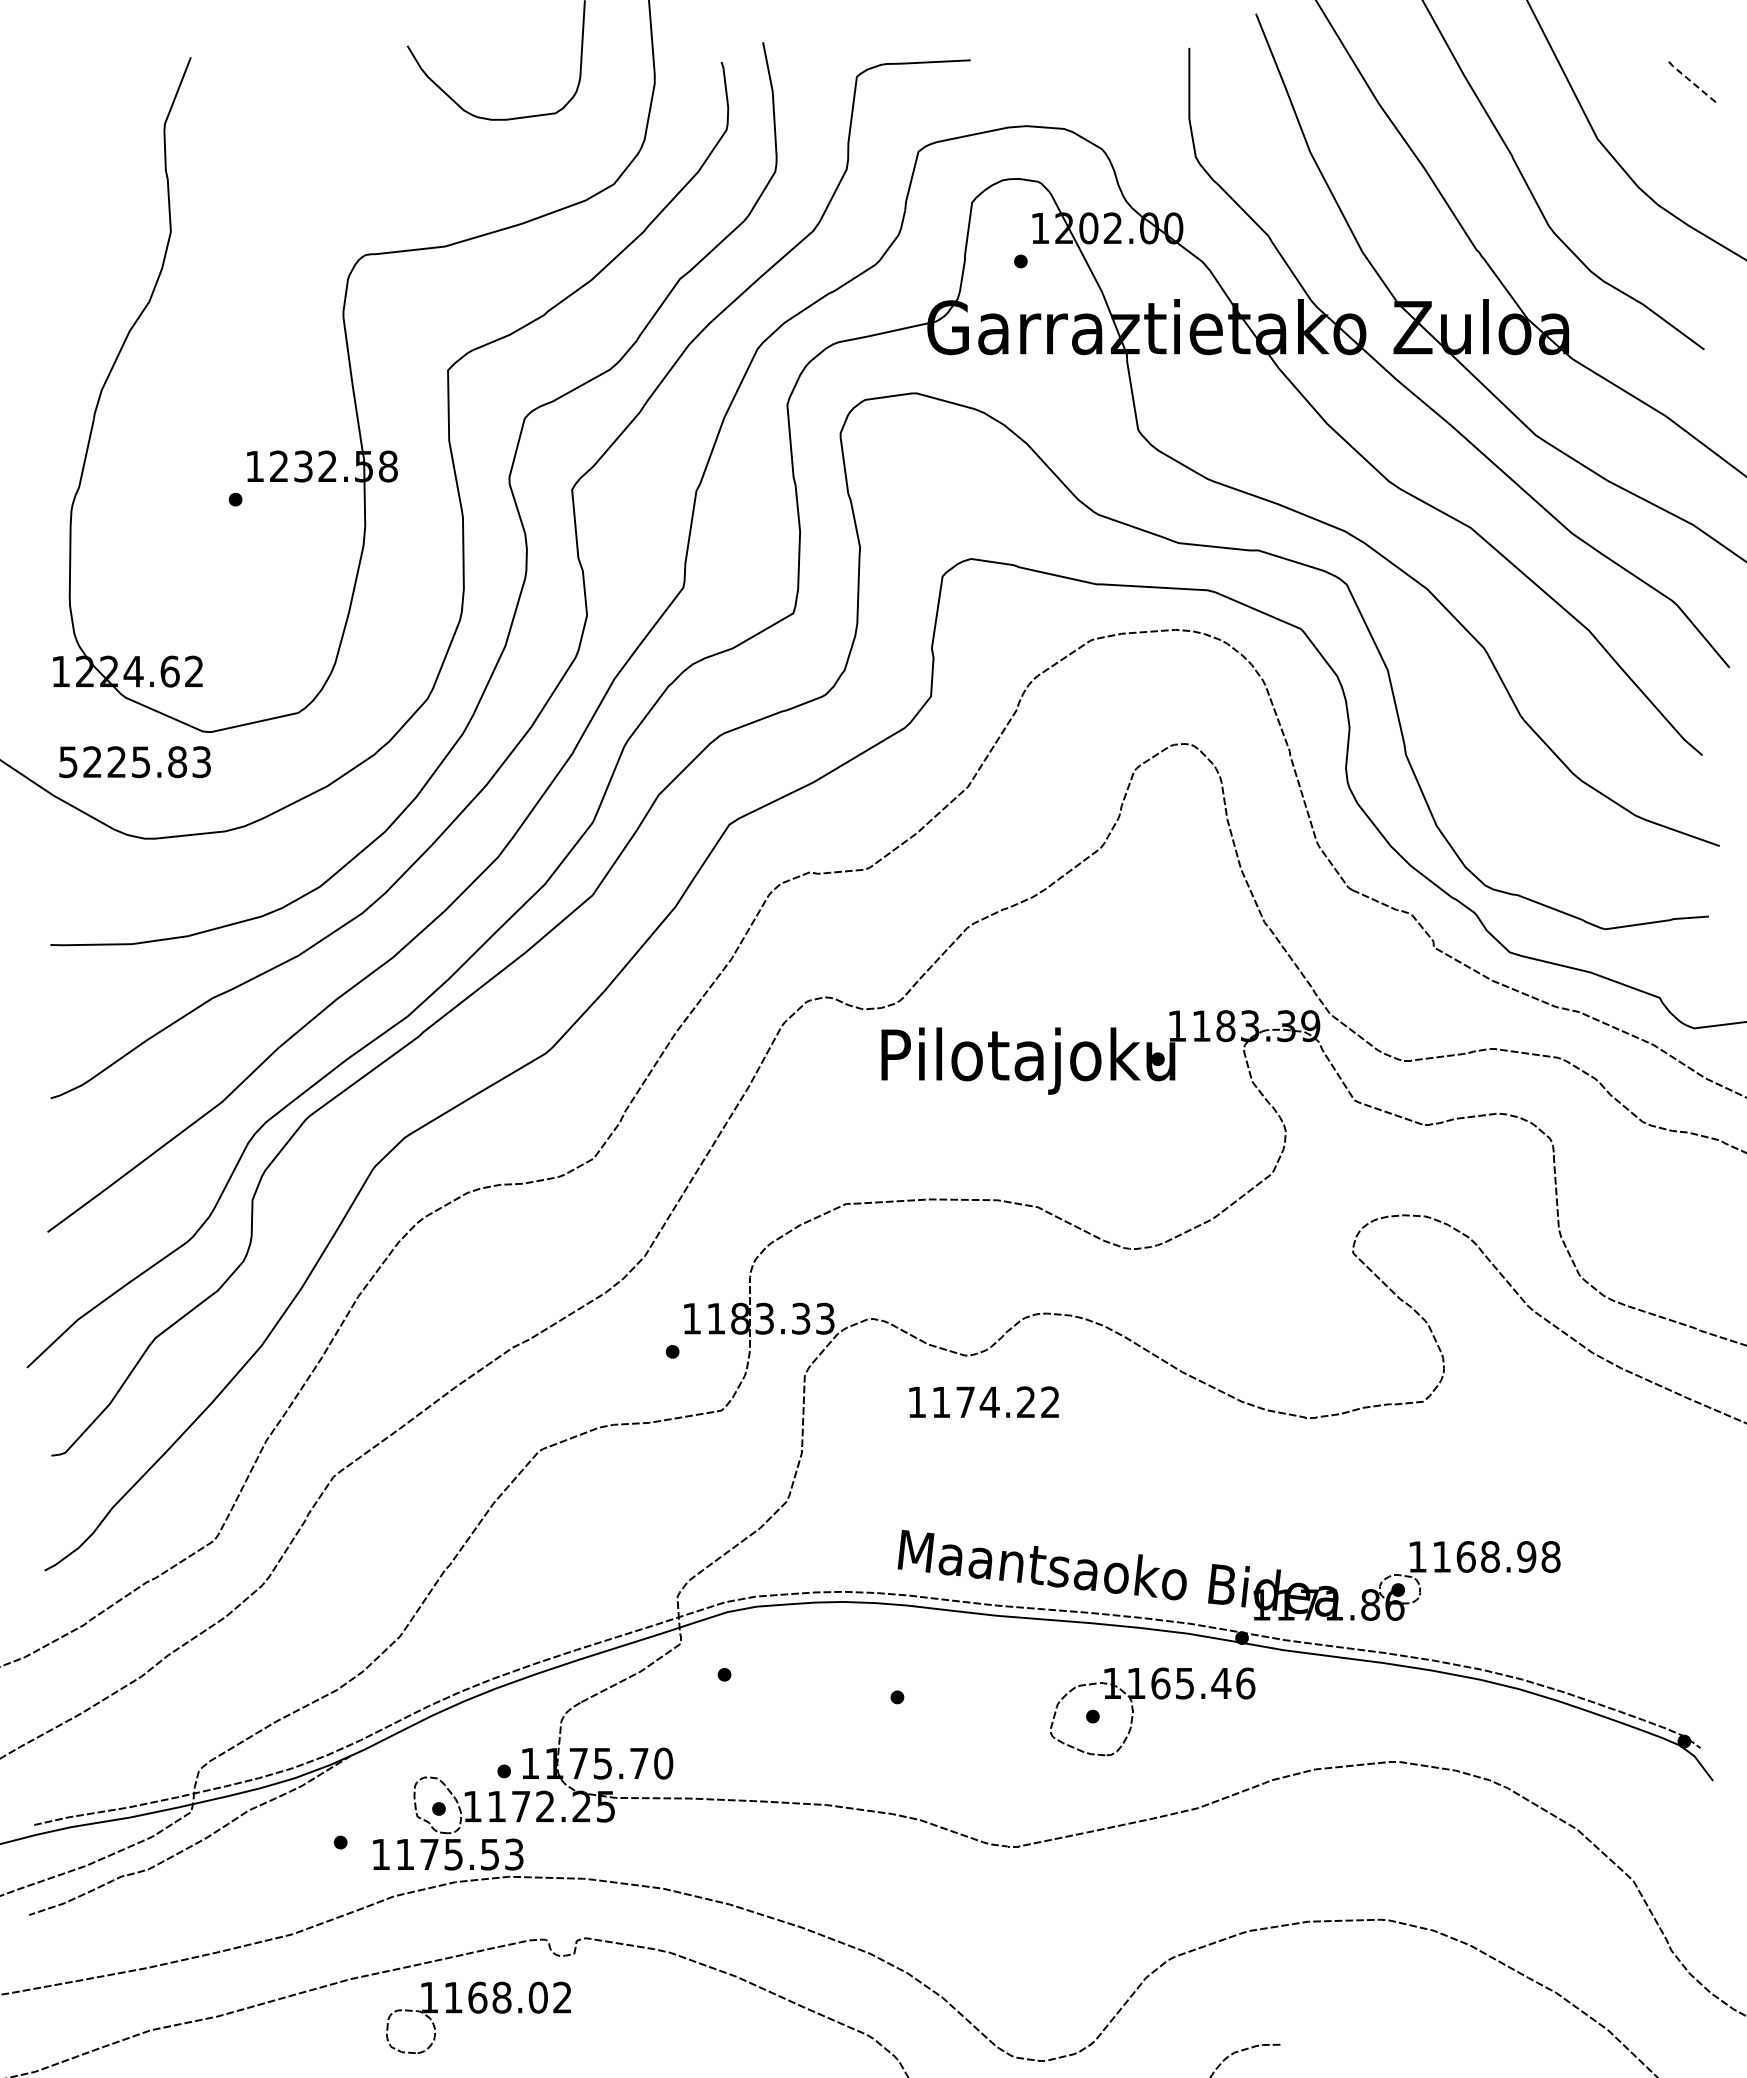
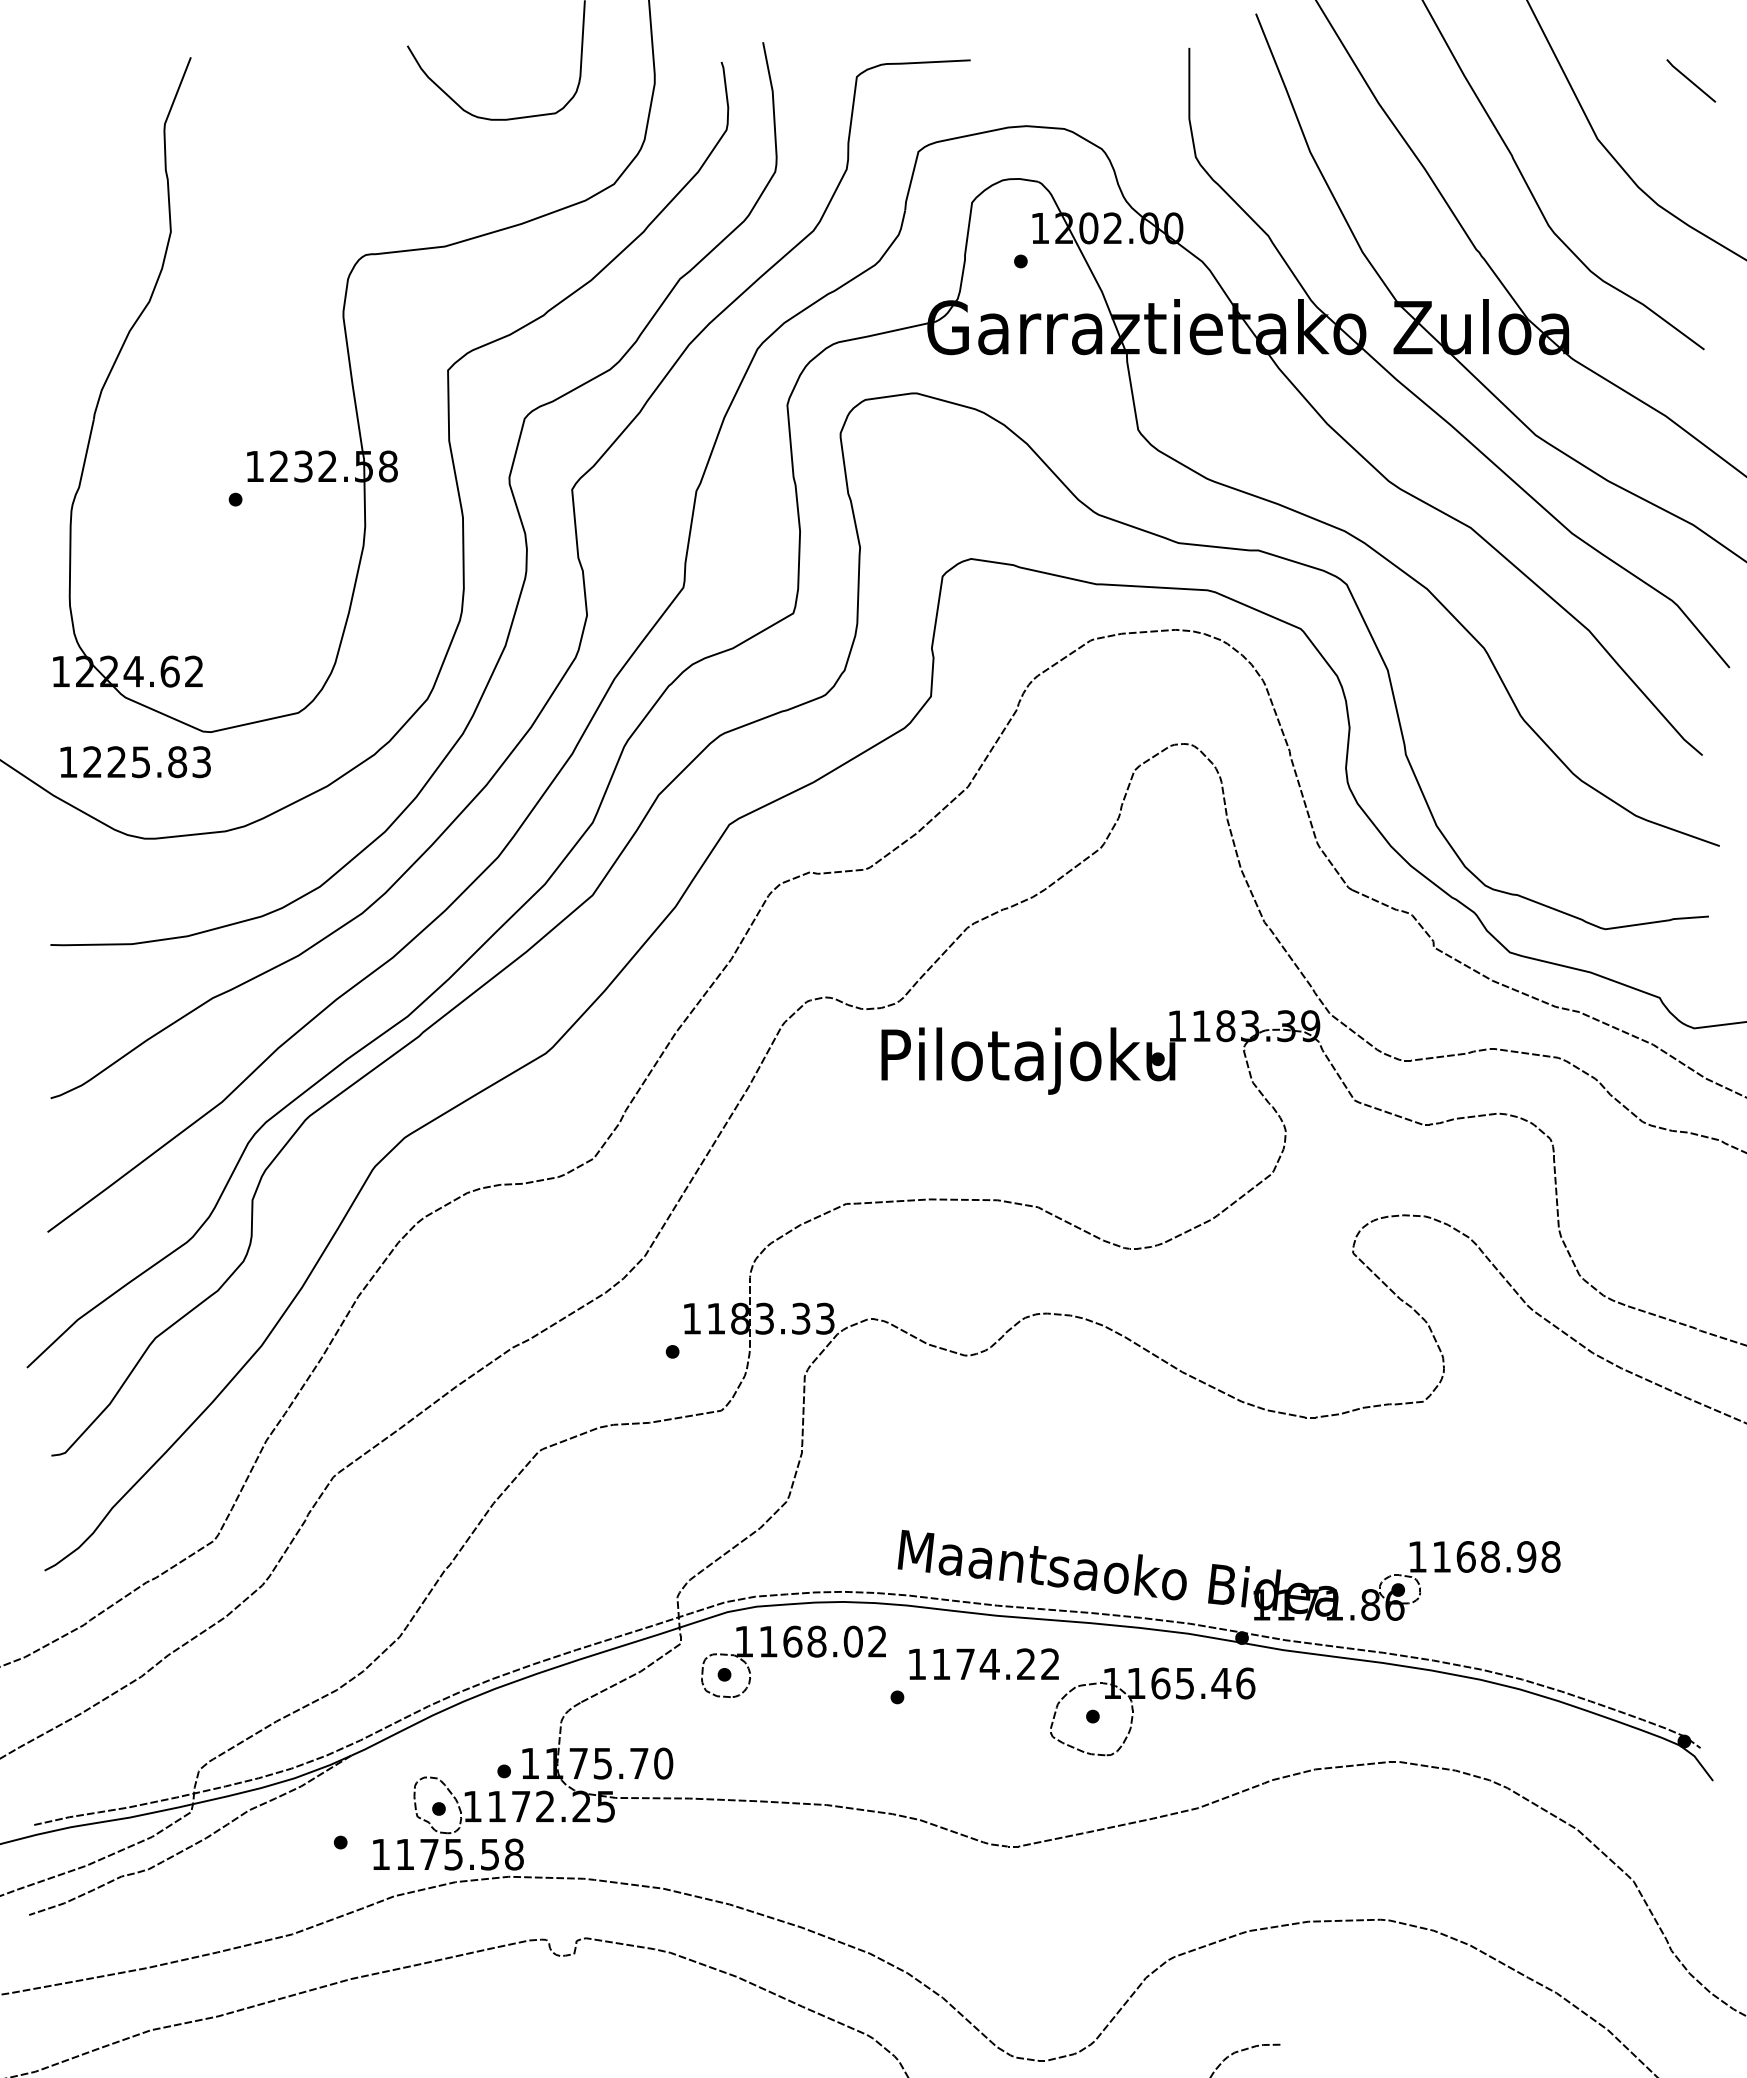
line: dashed -> solid (1690, 80)
text: 5225.83 -> 1225.83 (68, 762)
text position: (983, 1401) -> (983, 1663) (983, 1663)
text: 1175.53 -> 1175.58 (514, 1854)
part position: (478, 2017) -> (793, 1661) (793, 1661)
